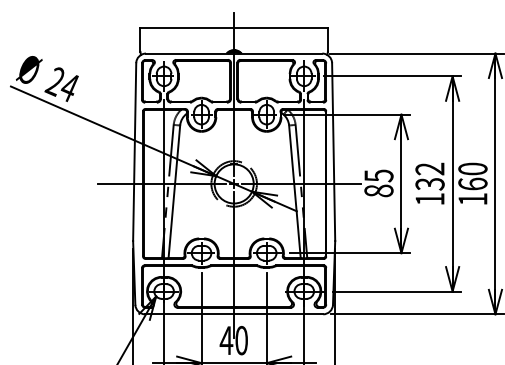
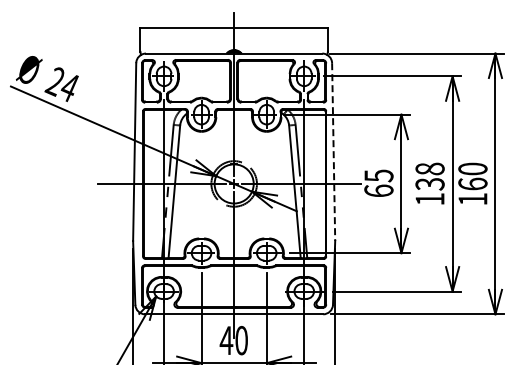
line: solid -> dashed (333, 152)
text: 132 -> 138 (429, 168)
text: 85 -> 65 (378, 190)
